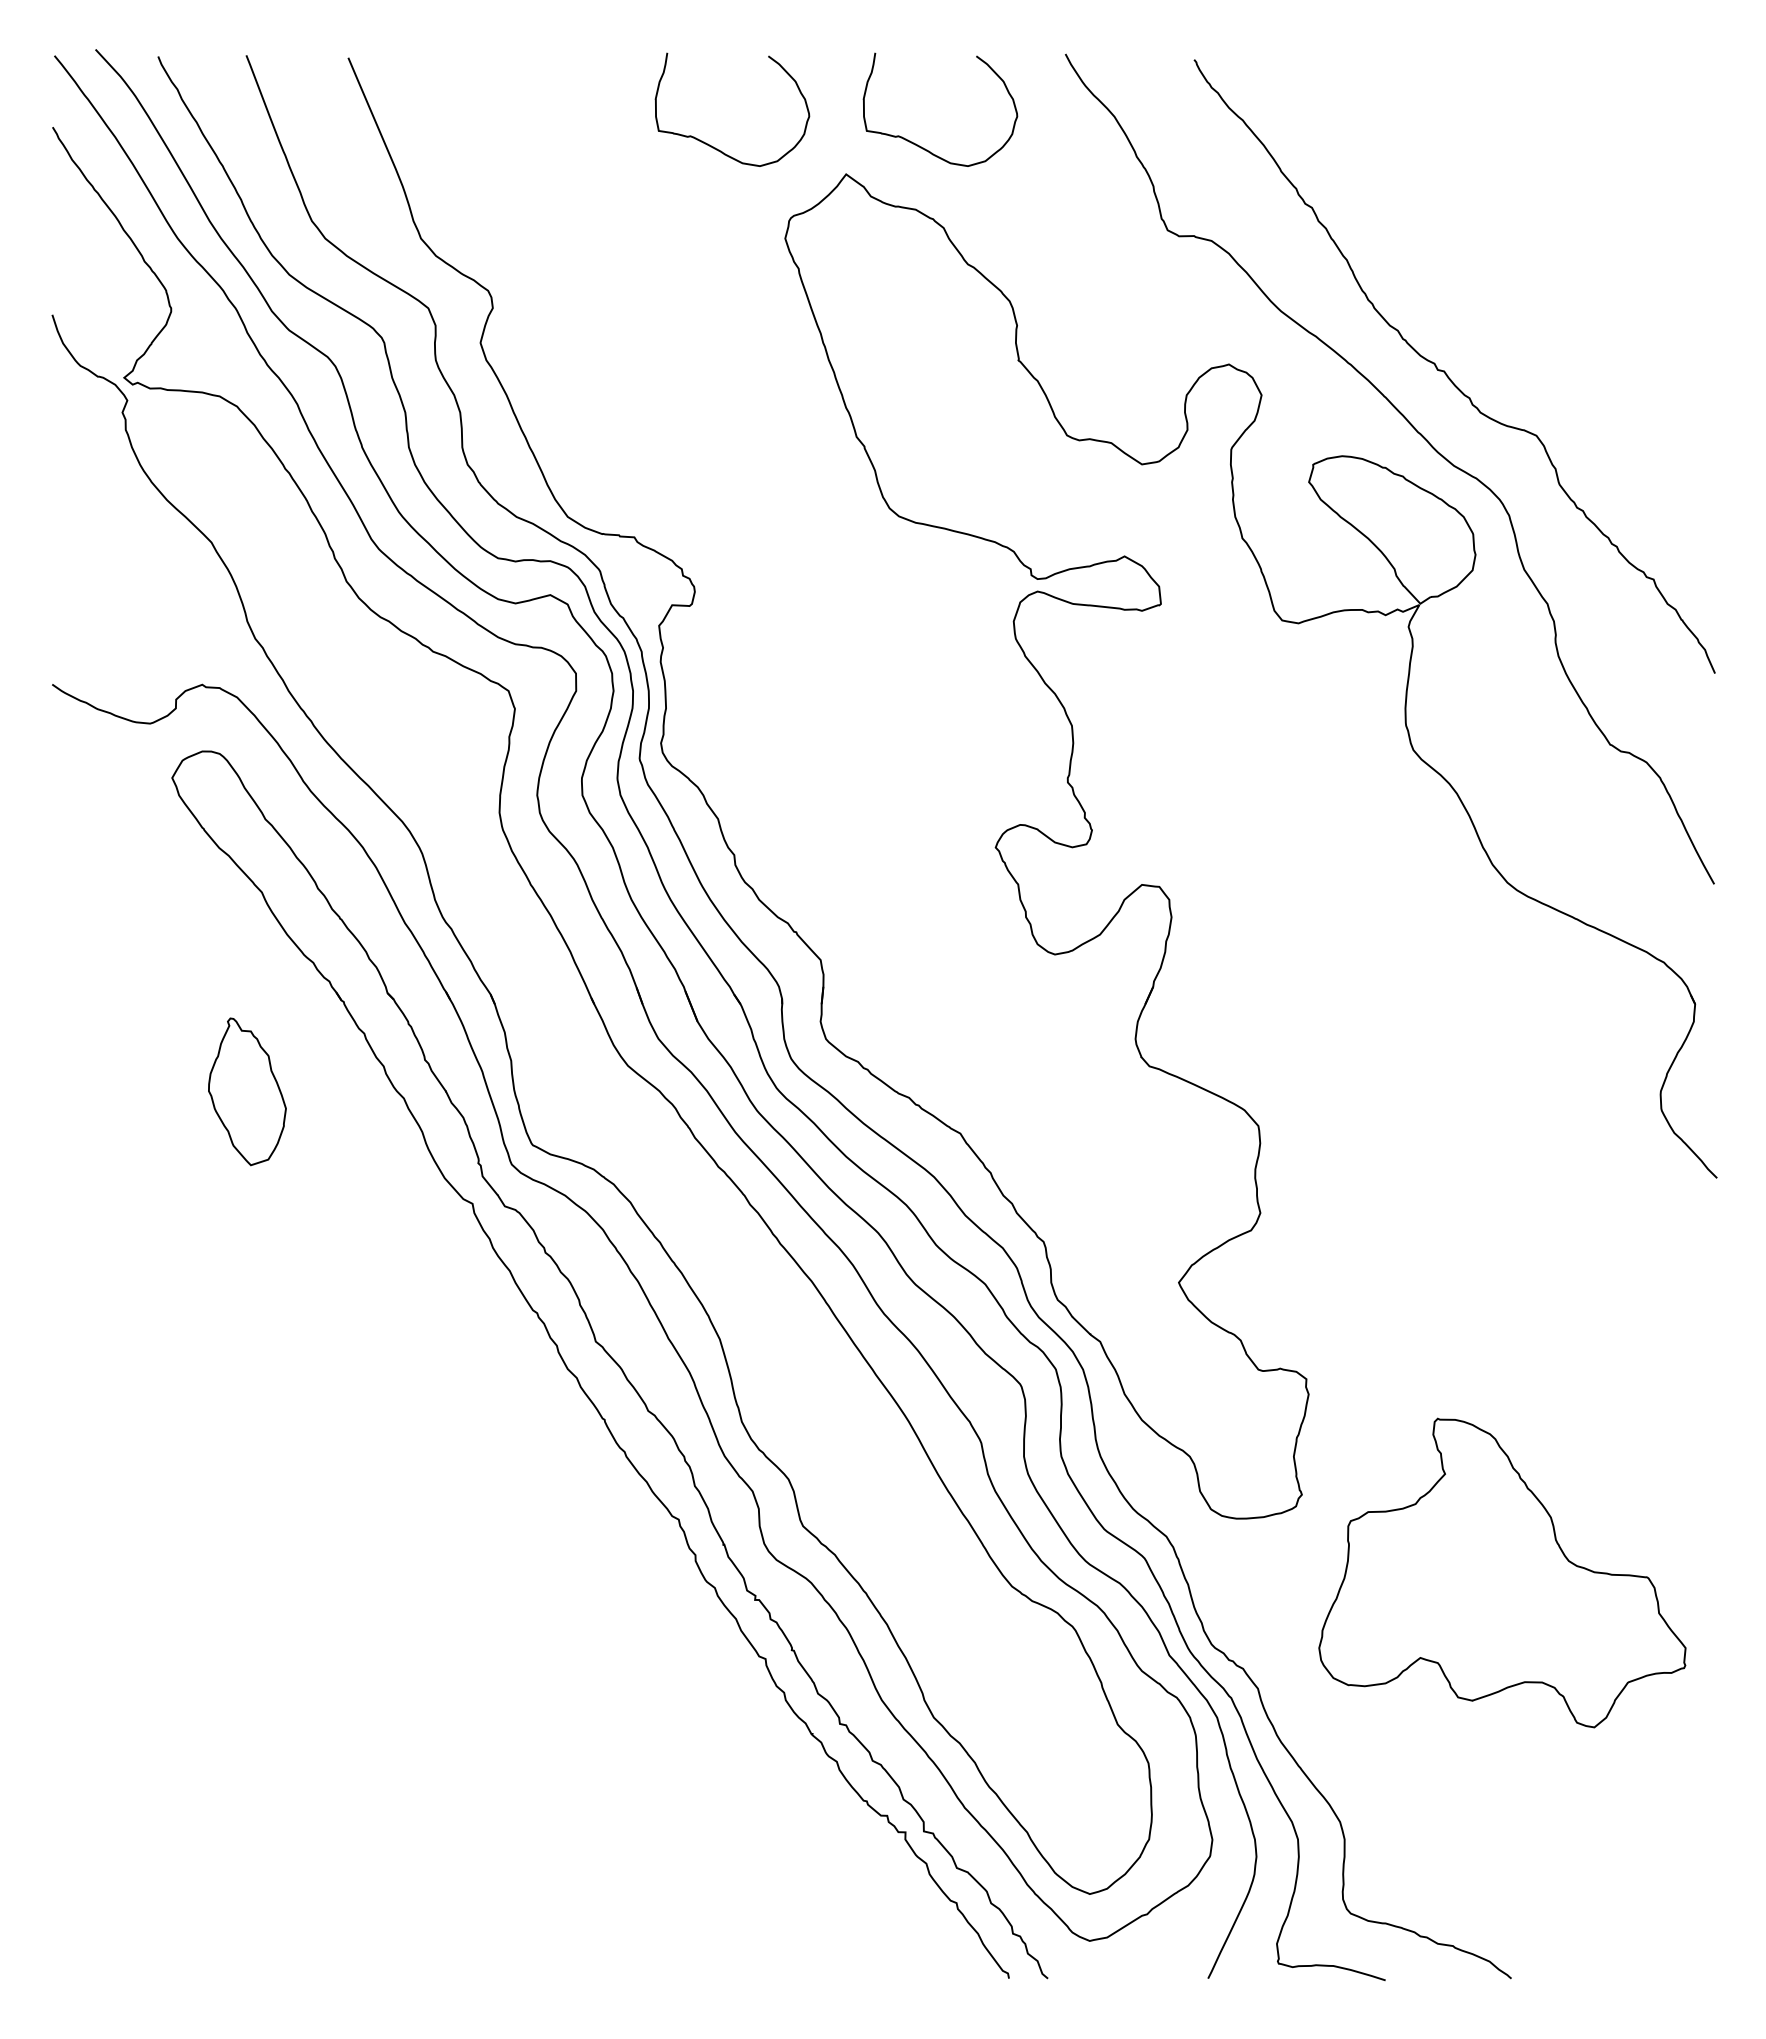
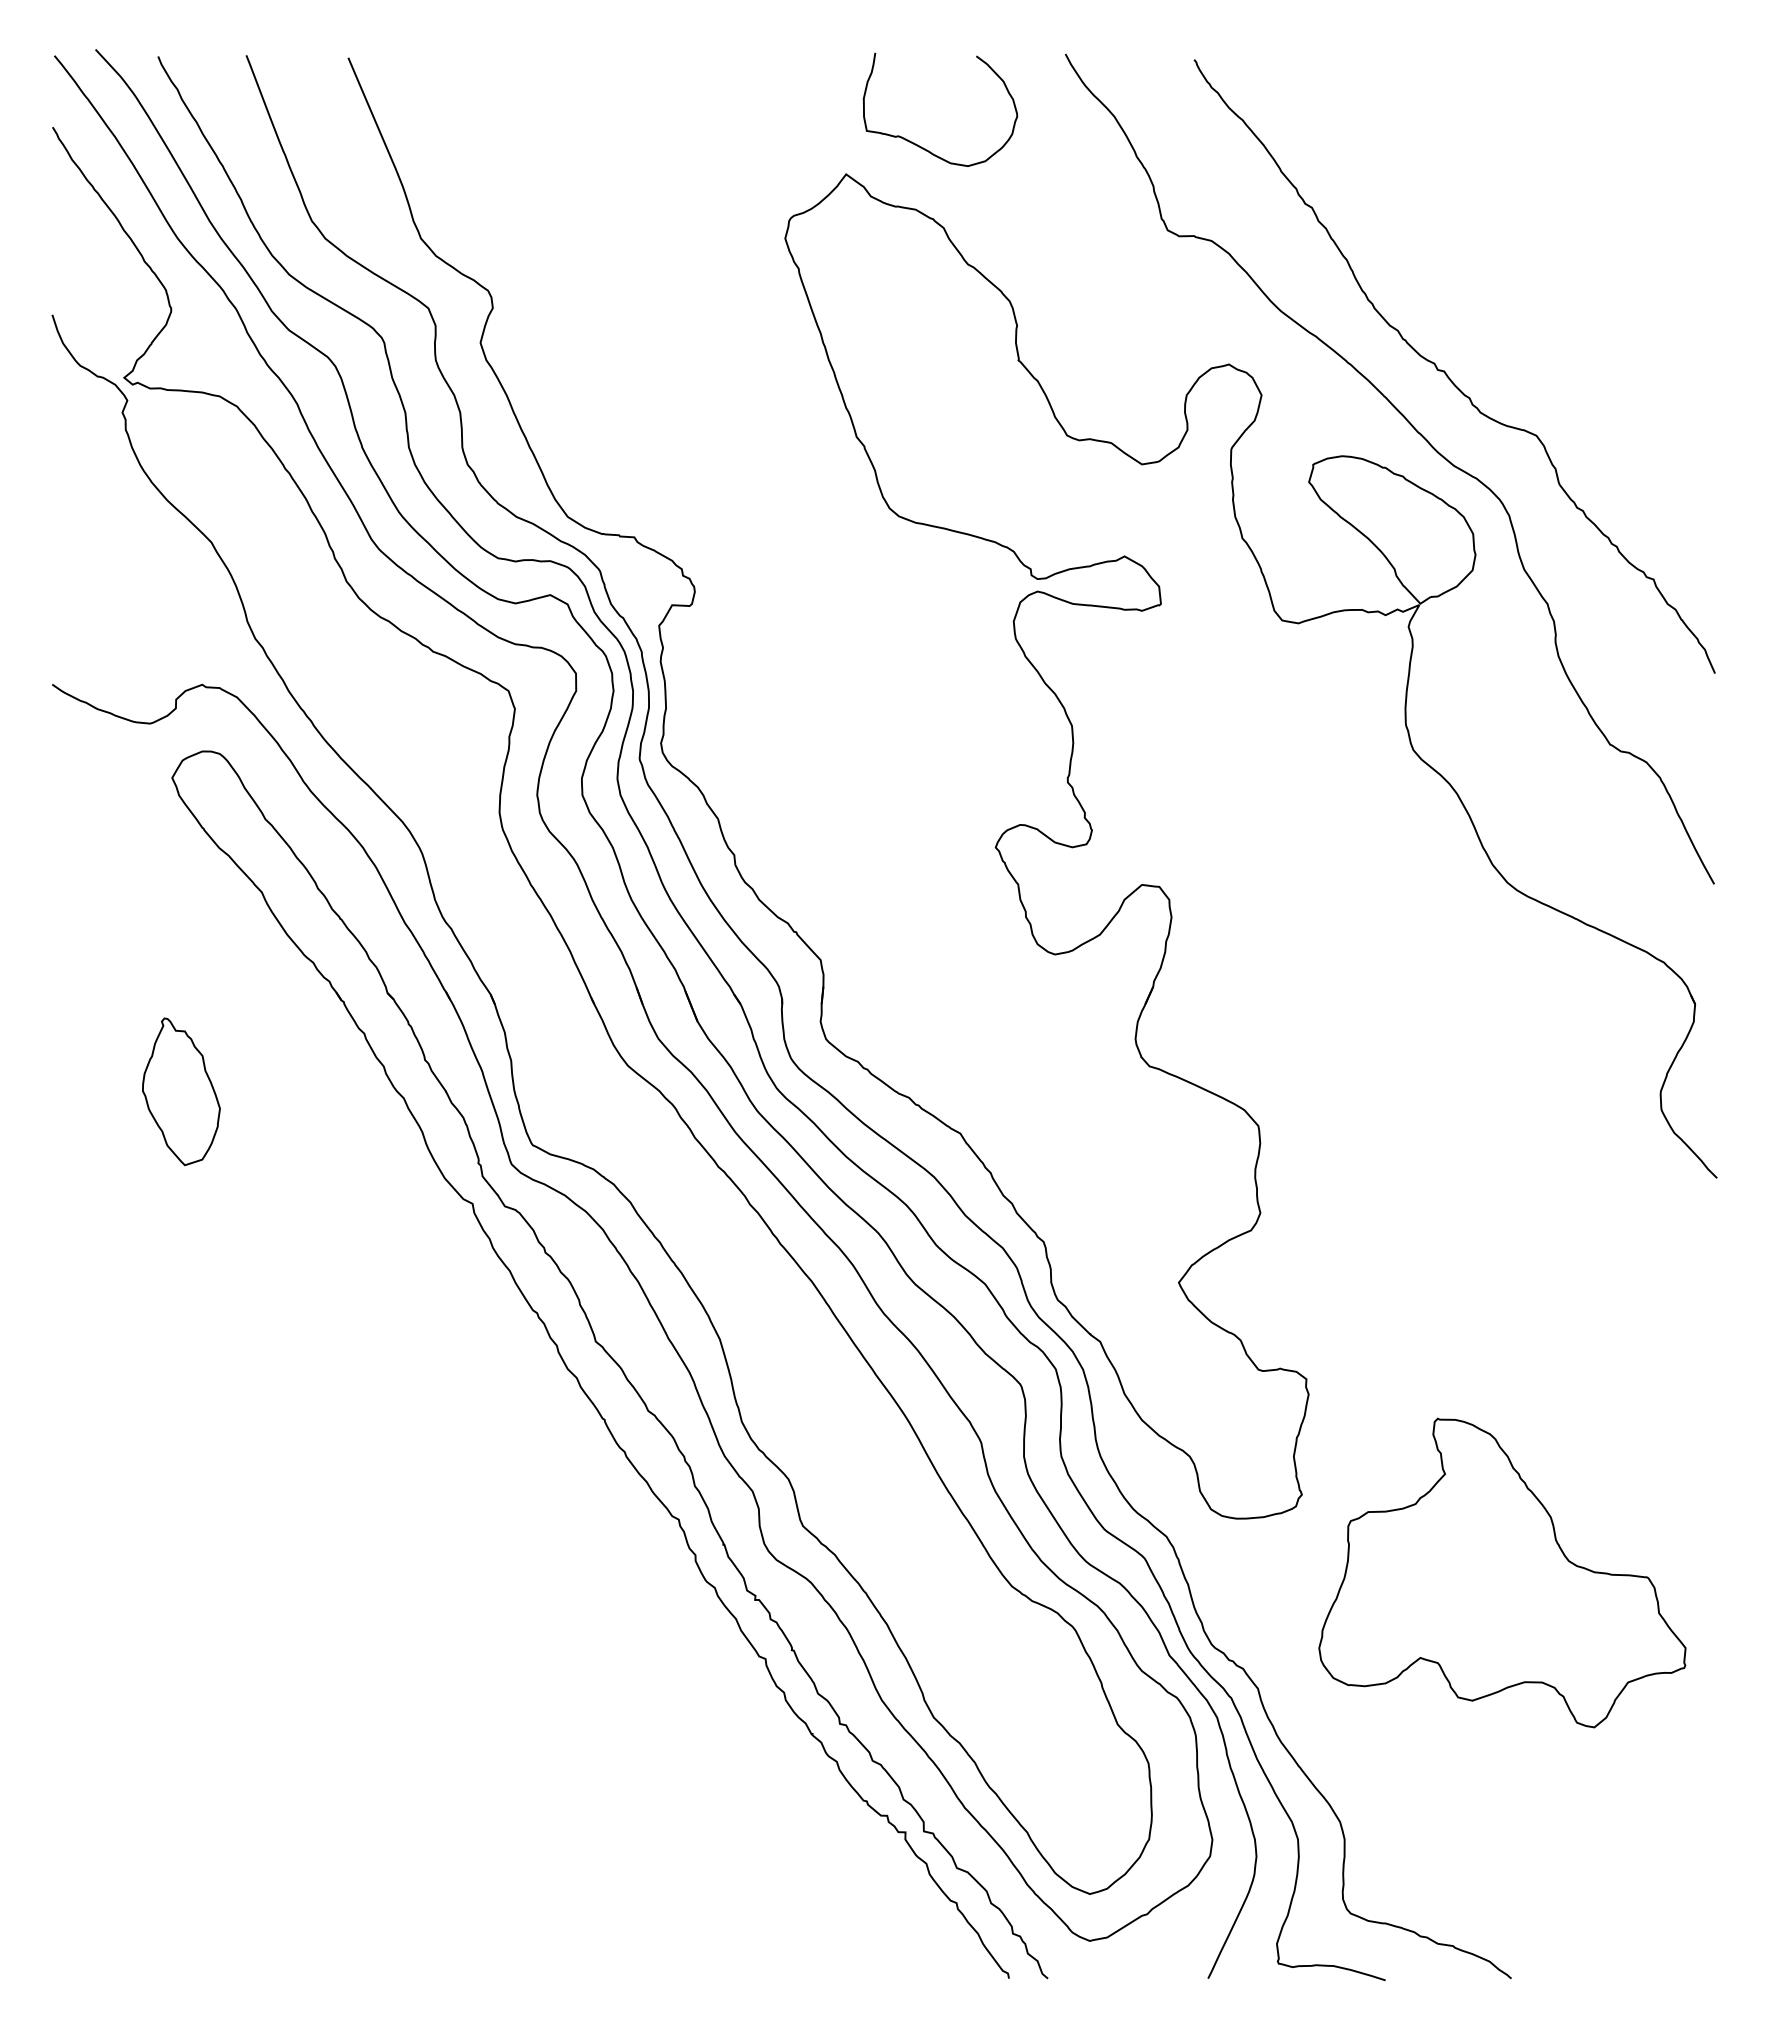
curve: present -> none (713, 146)
part position: (247, 1091) -> (181, 1091) (181, 1091)
